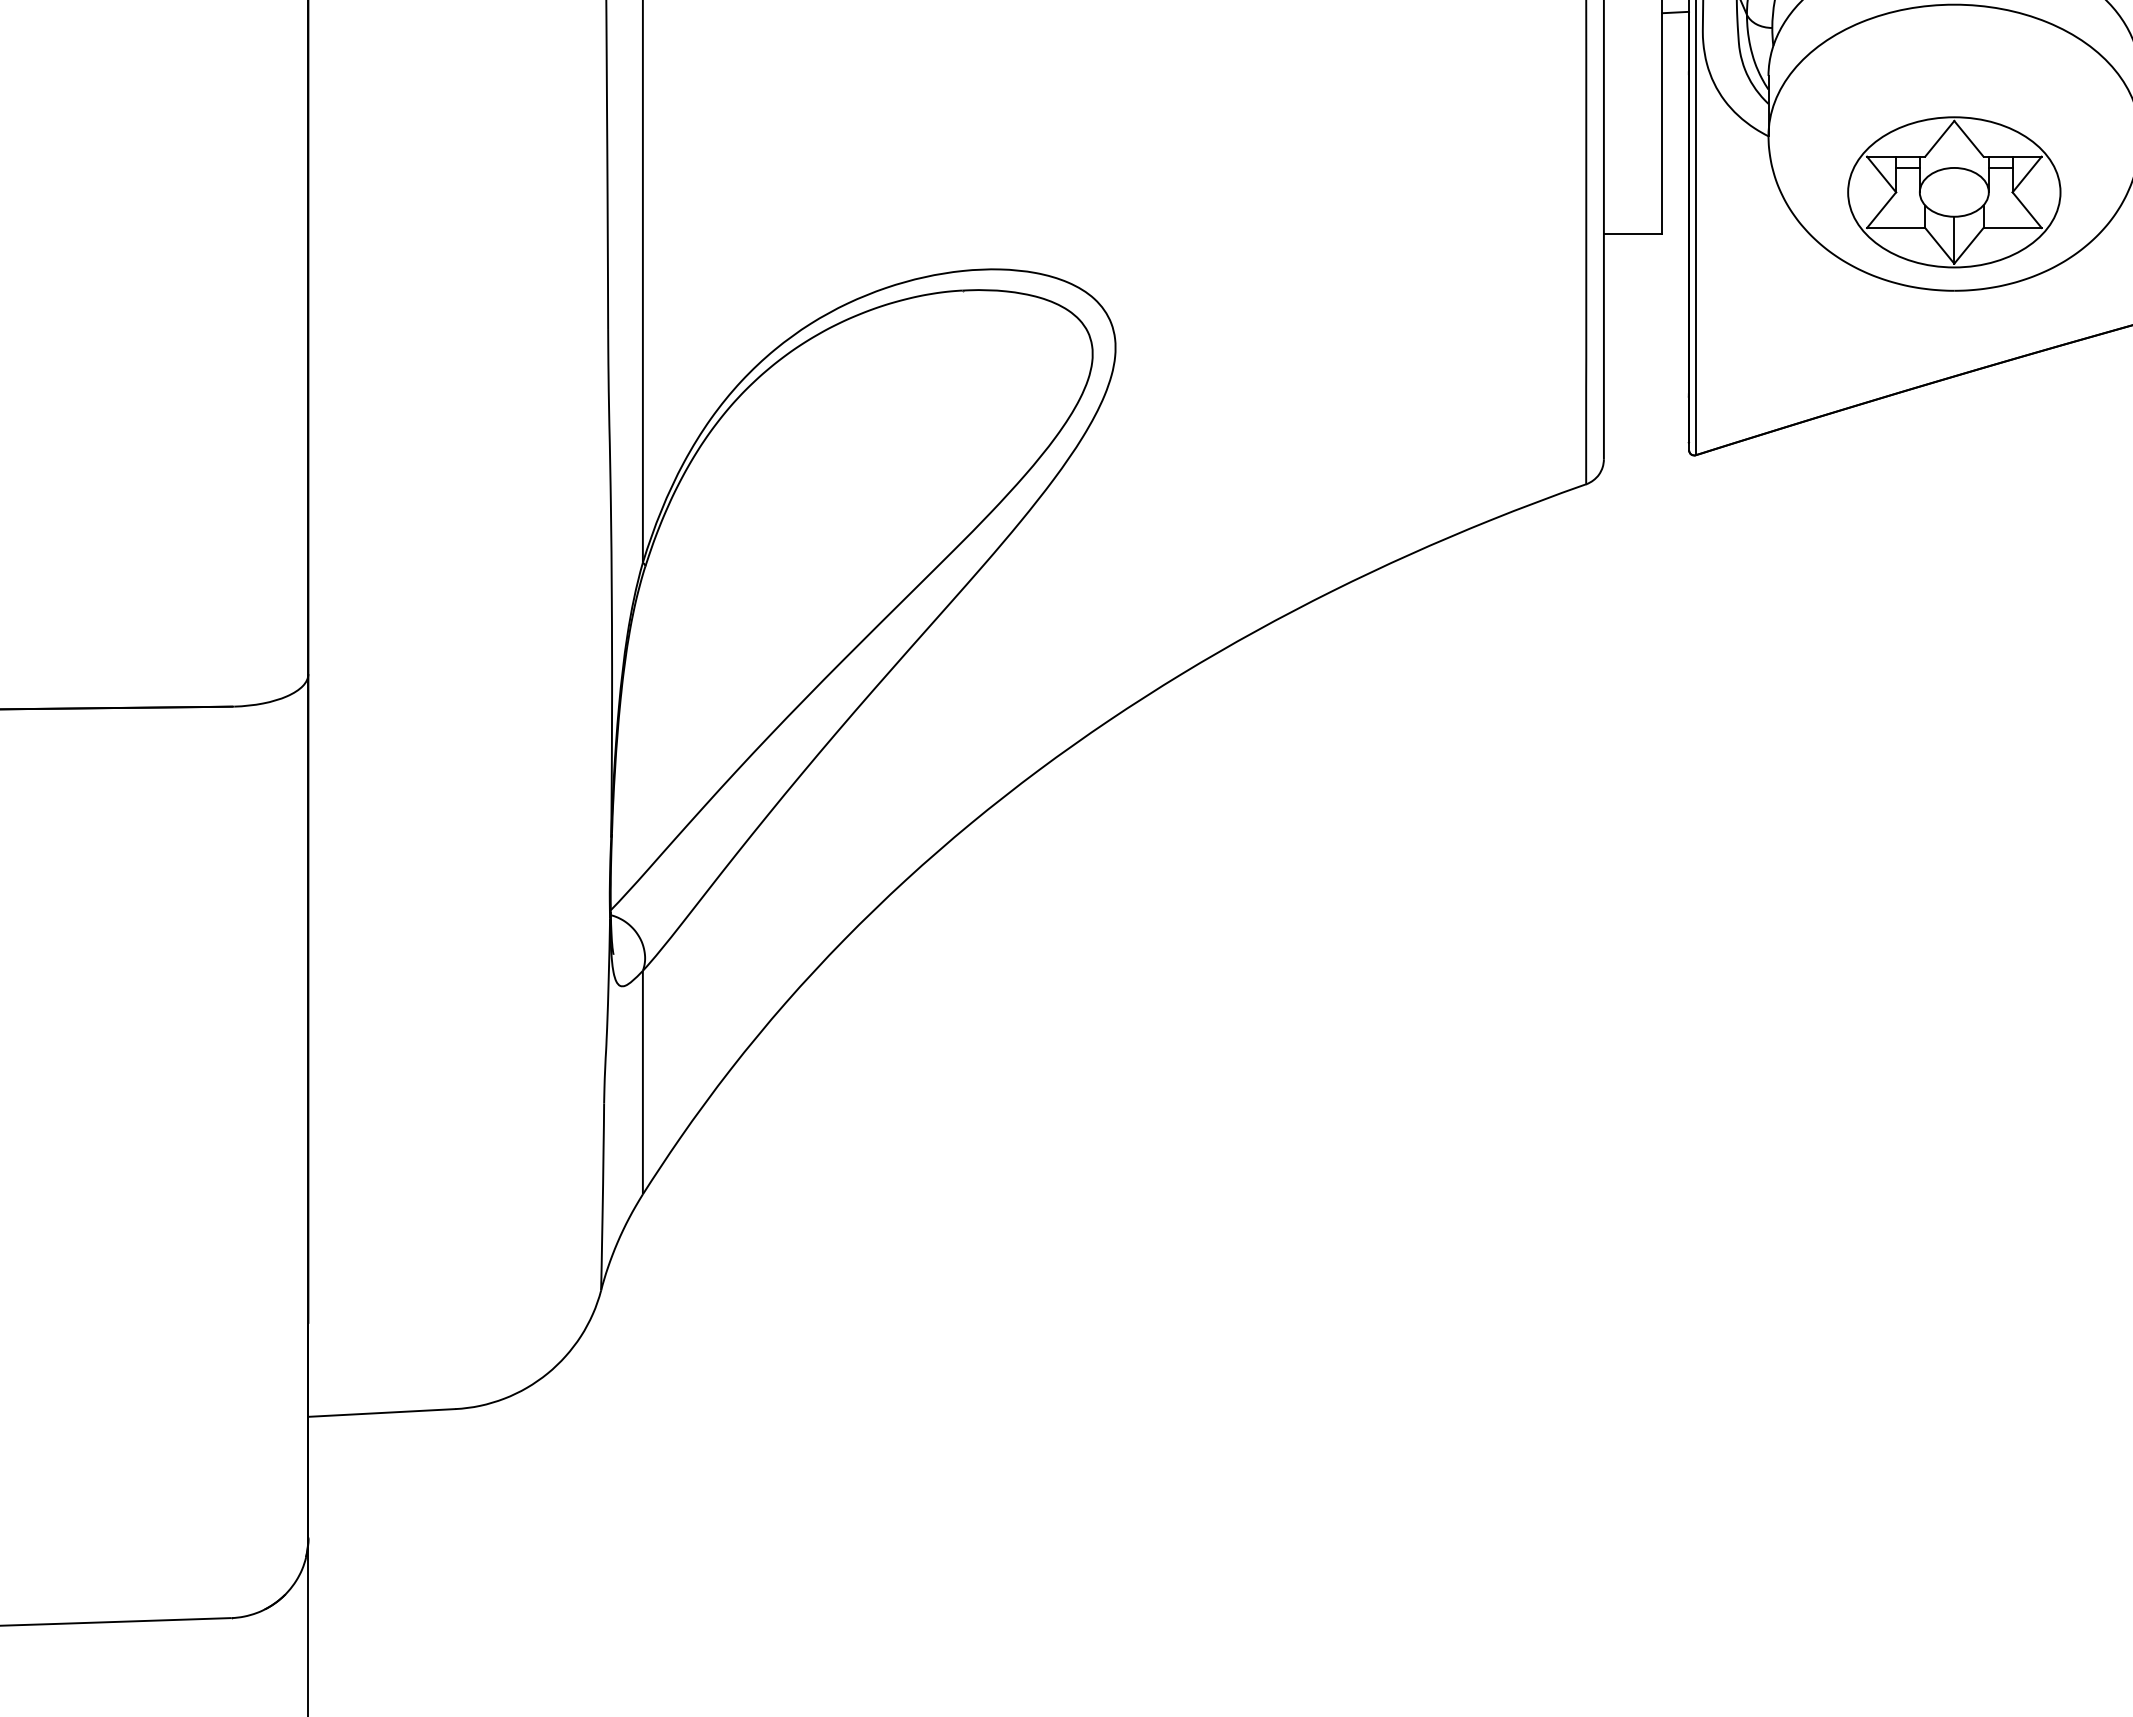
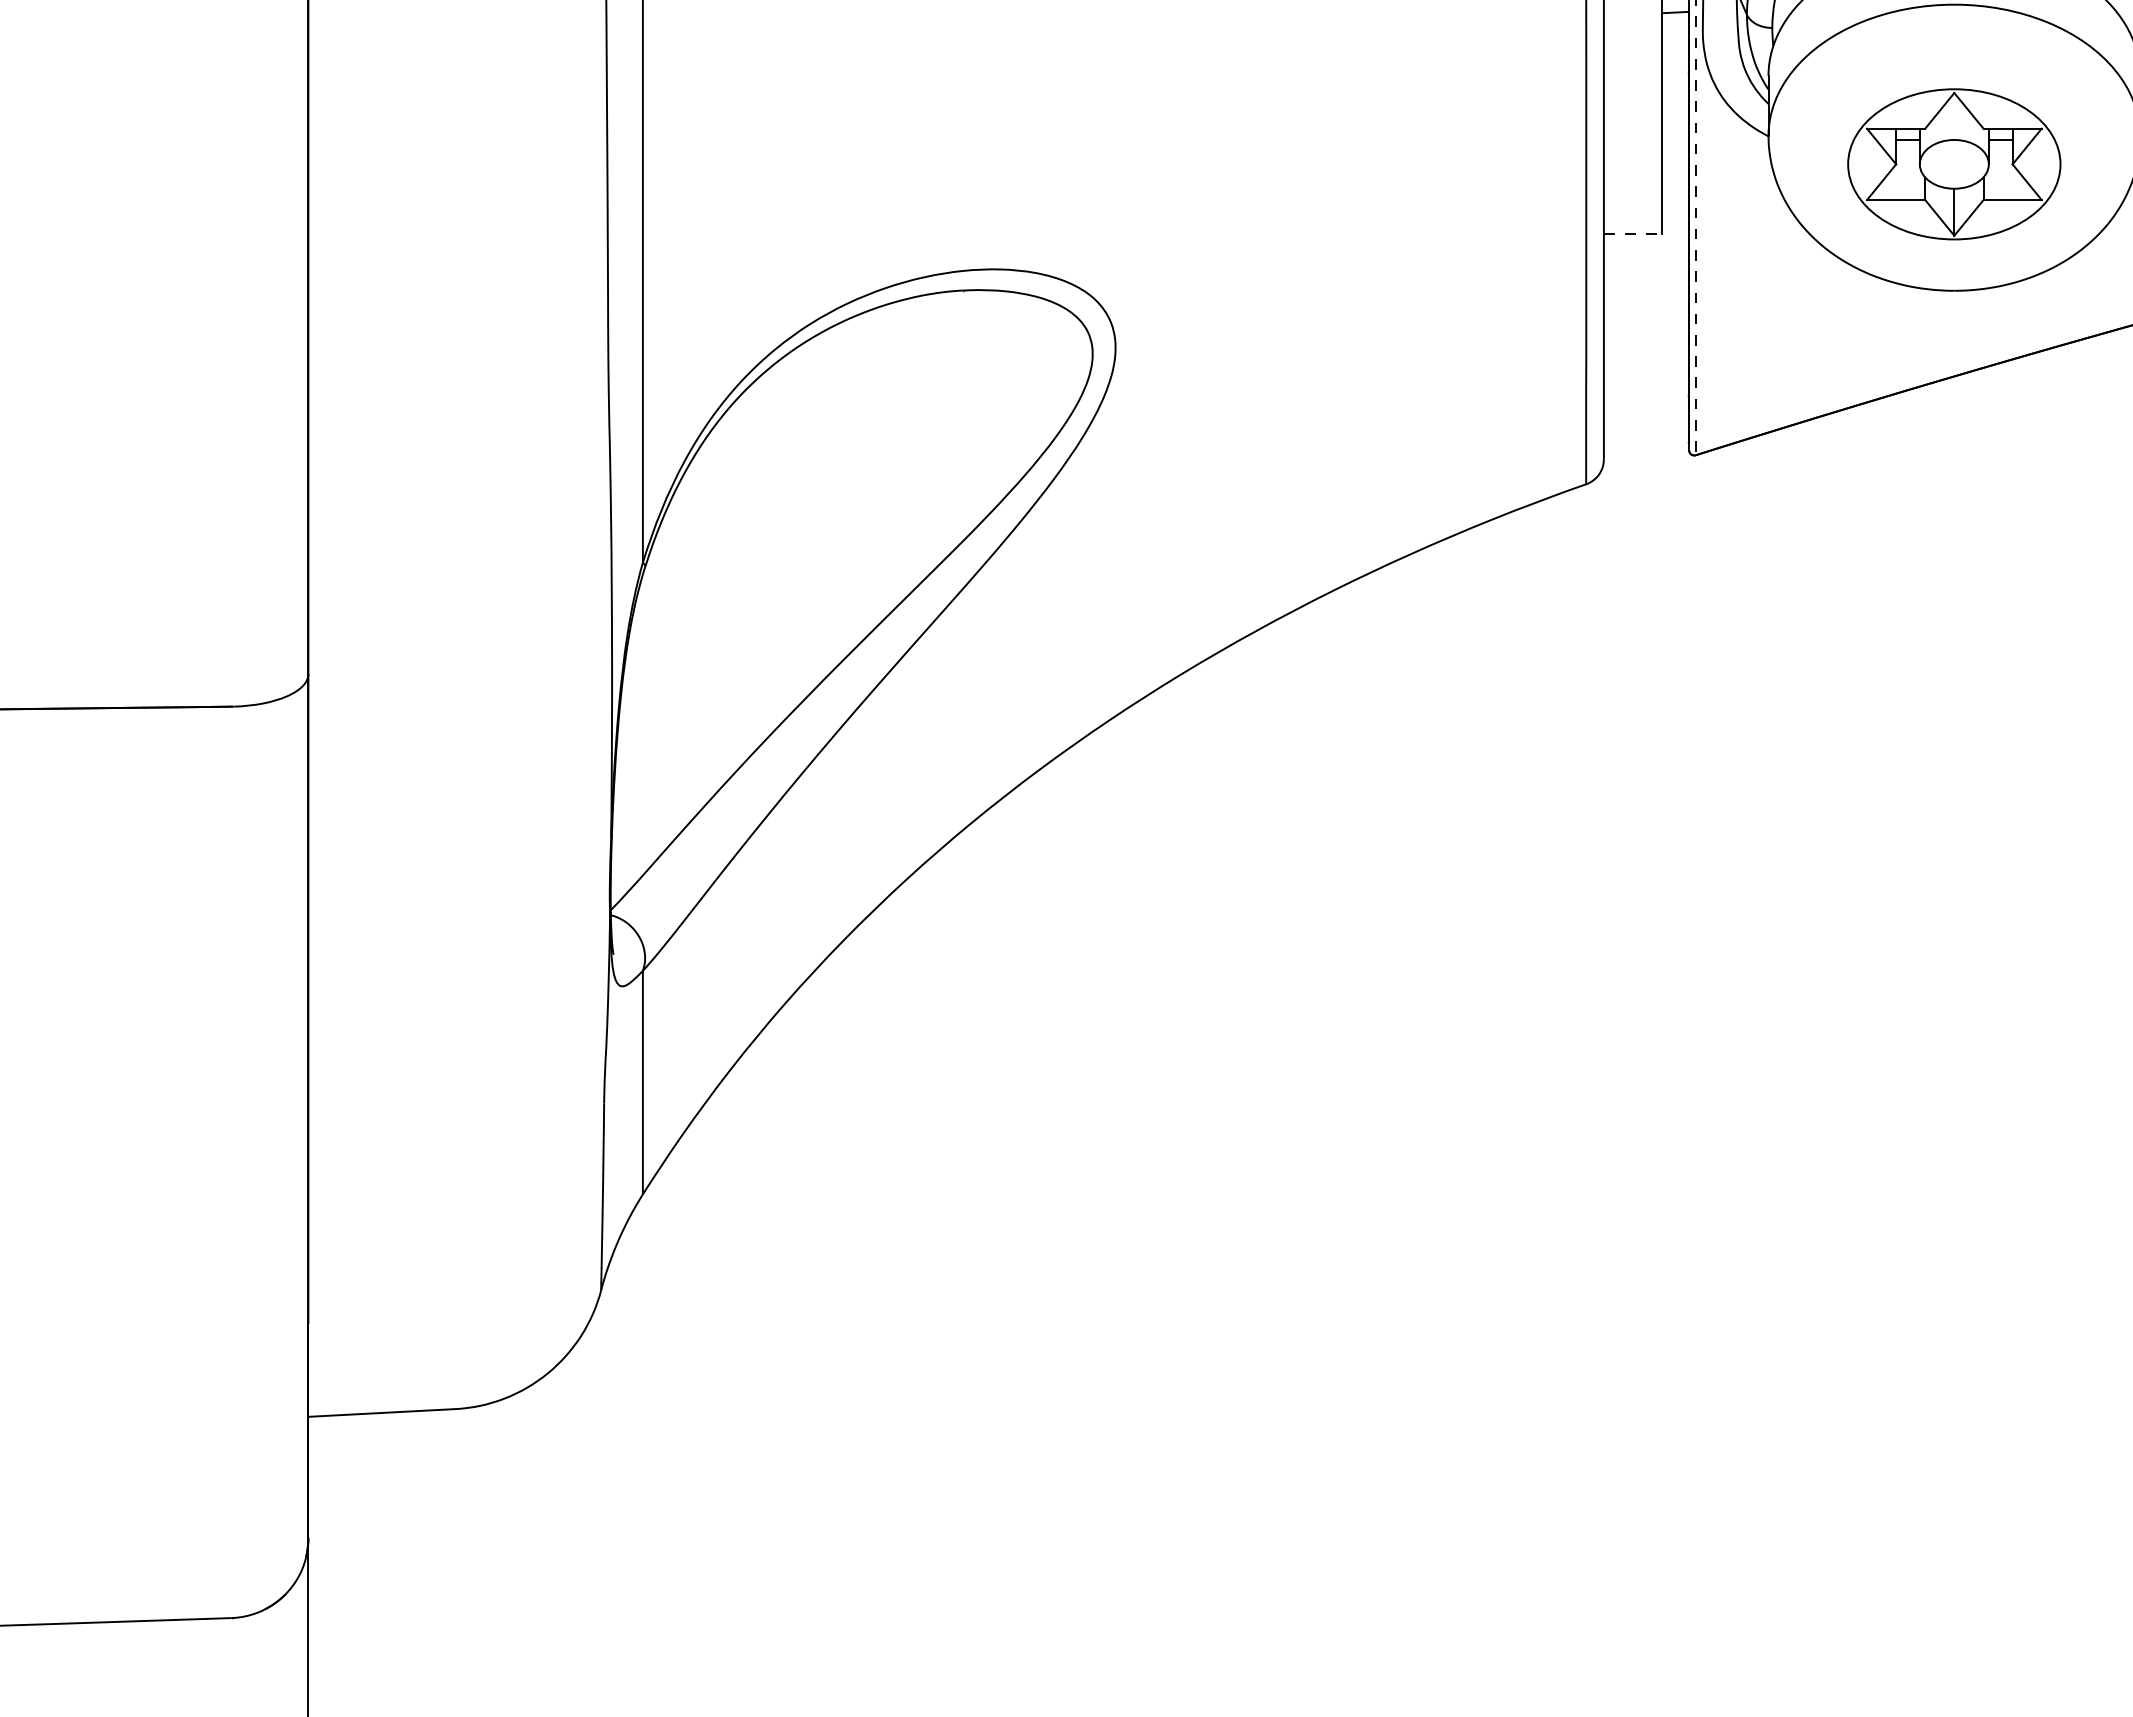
part position: (1954, 192) -> (1954, 164) (1954, 164)
line: solid -> dashed (1695, 228)
line: solid -> dashed (1633, 233)
